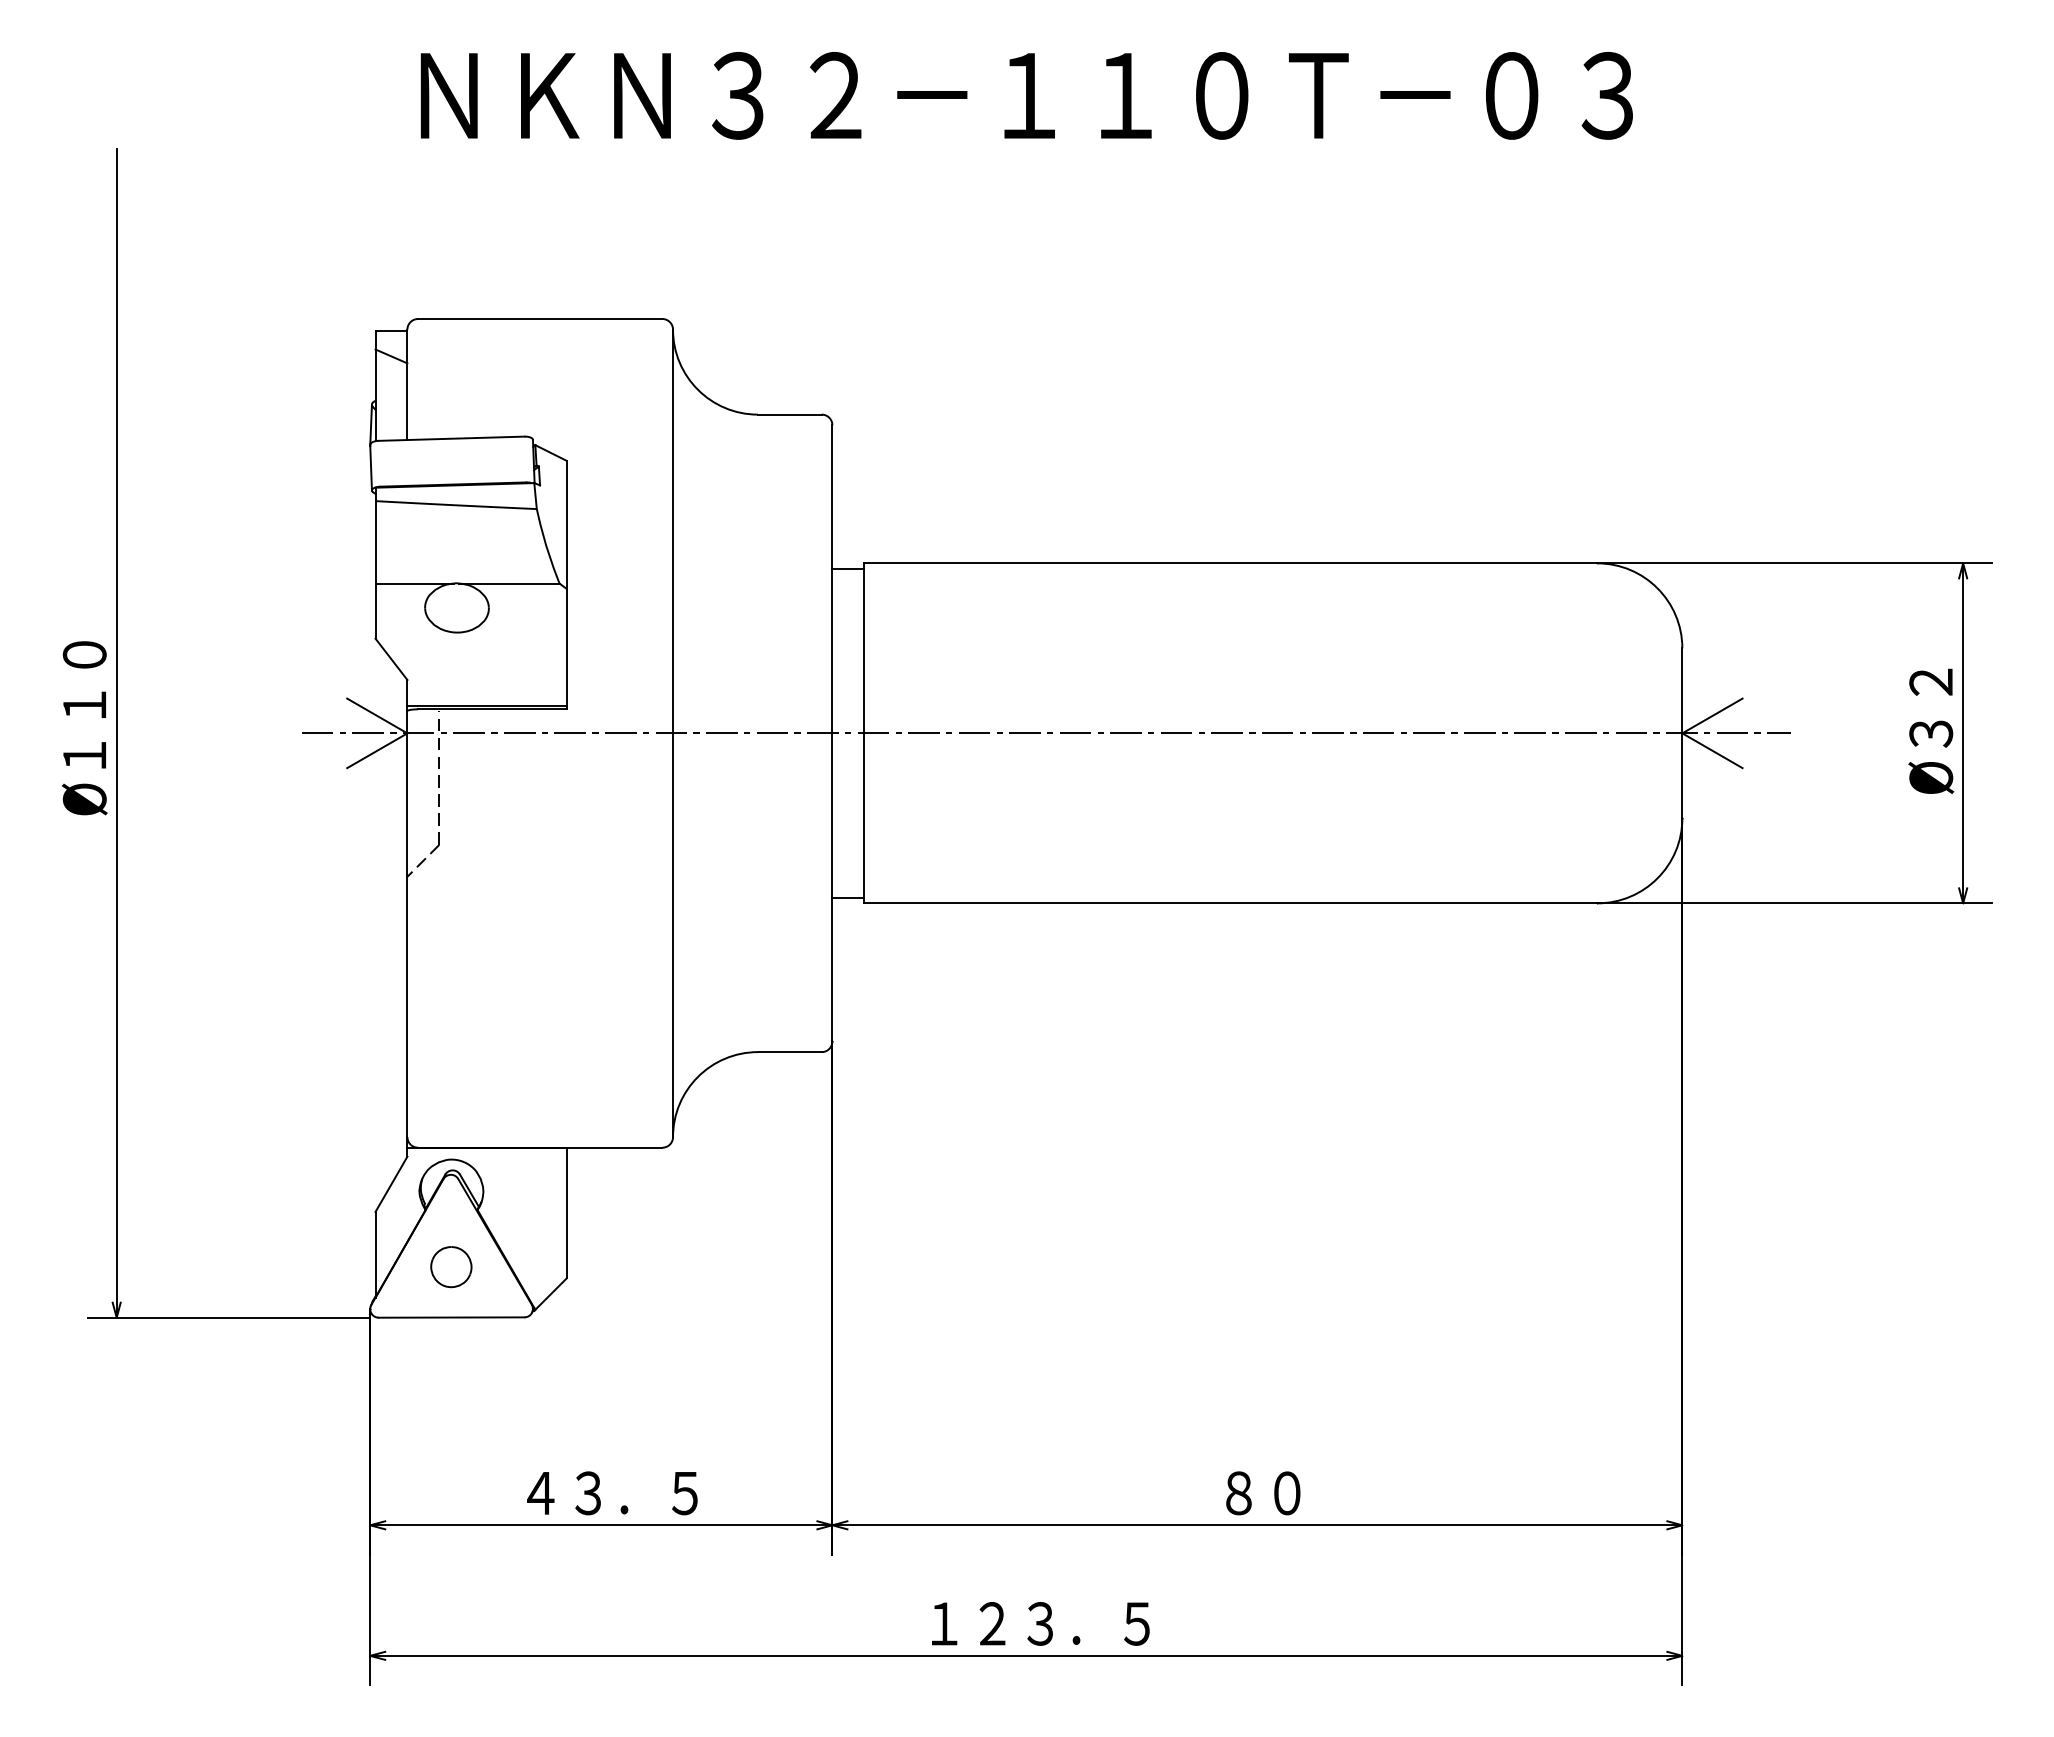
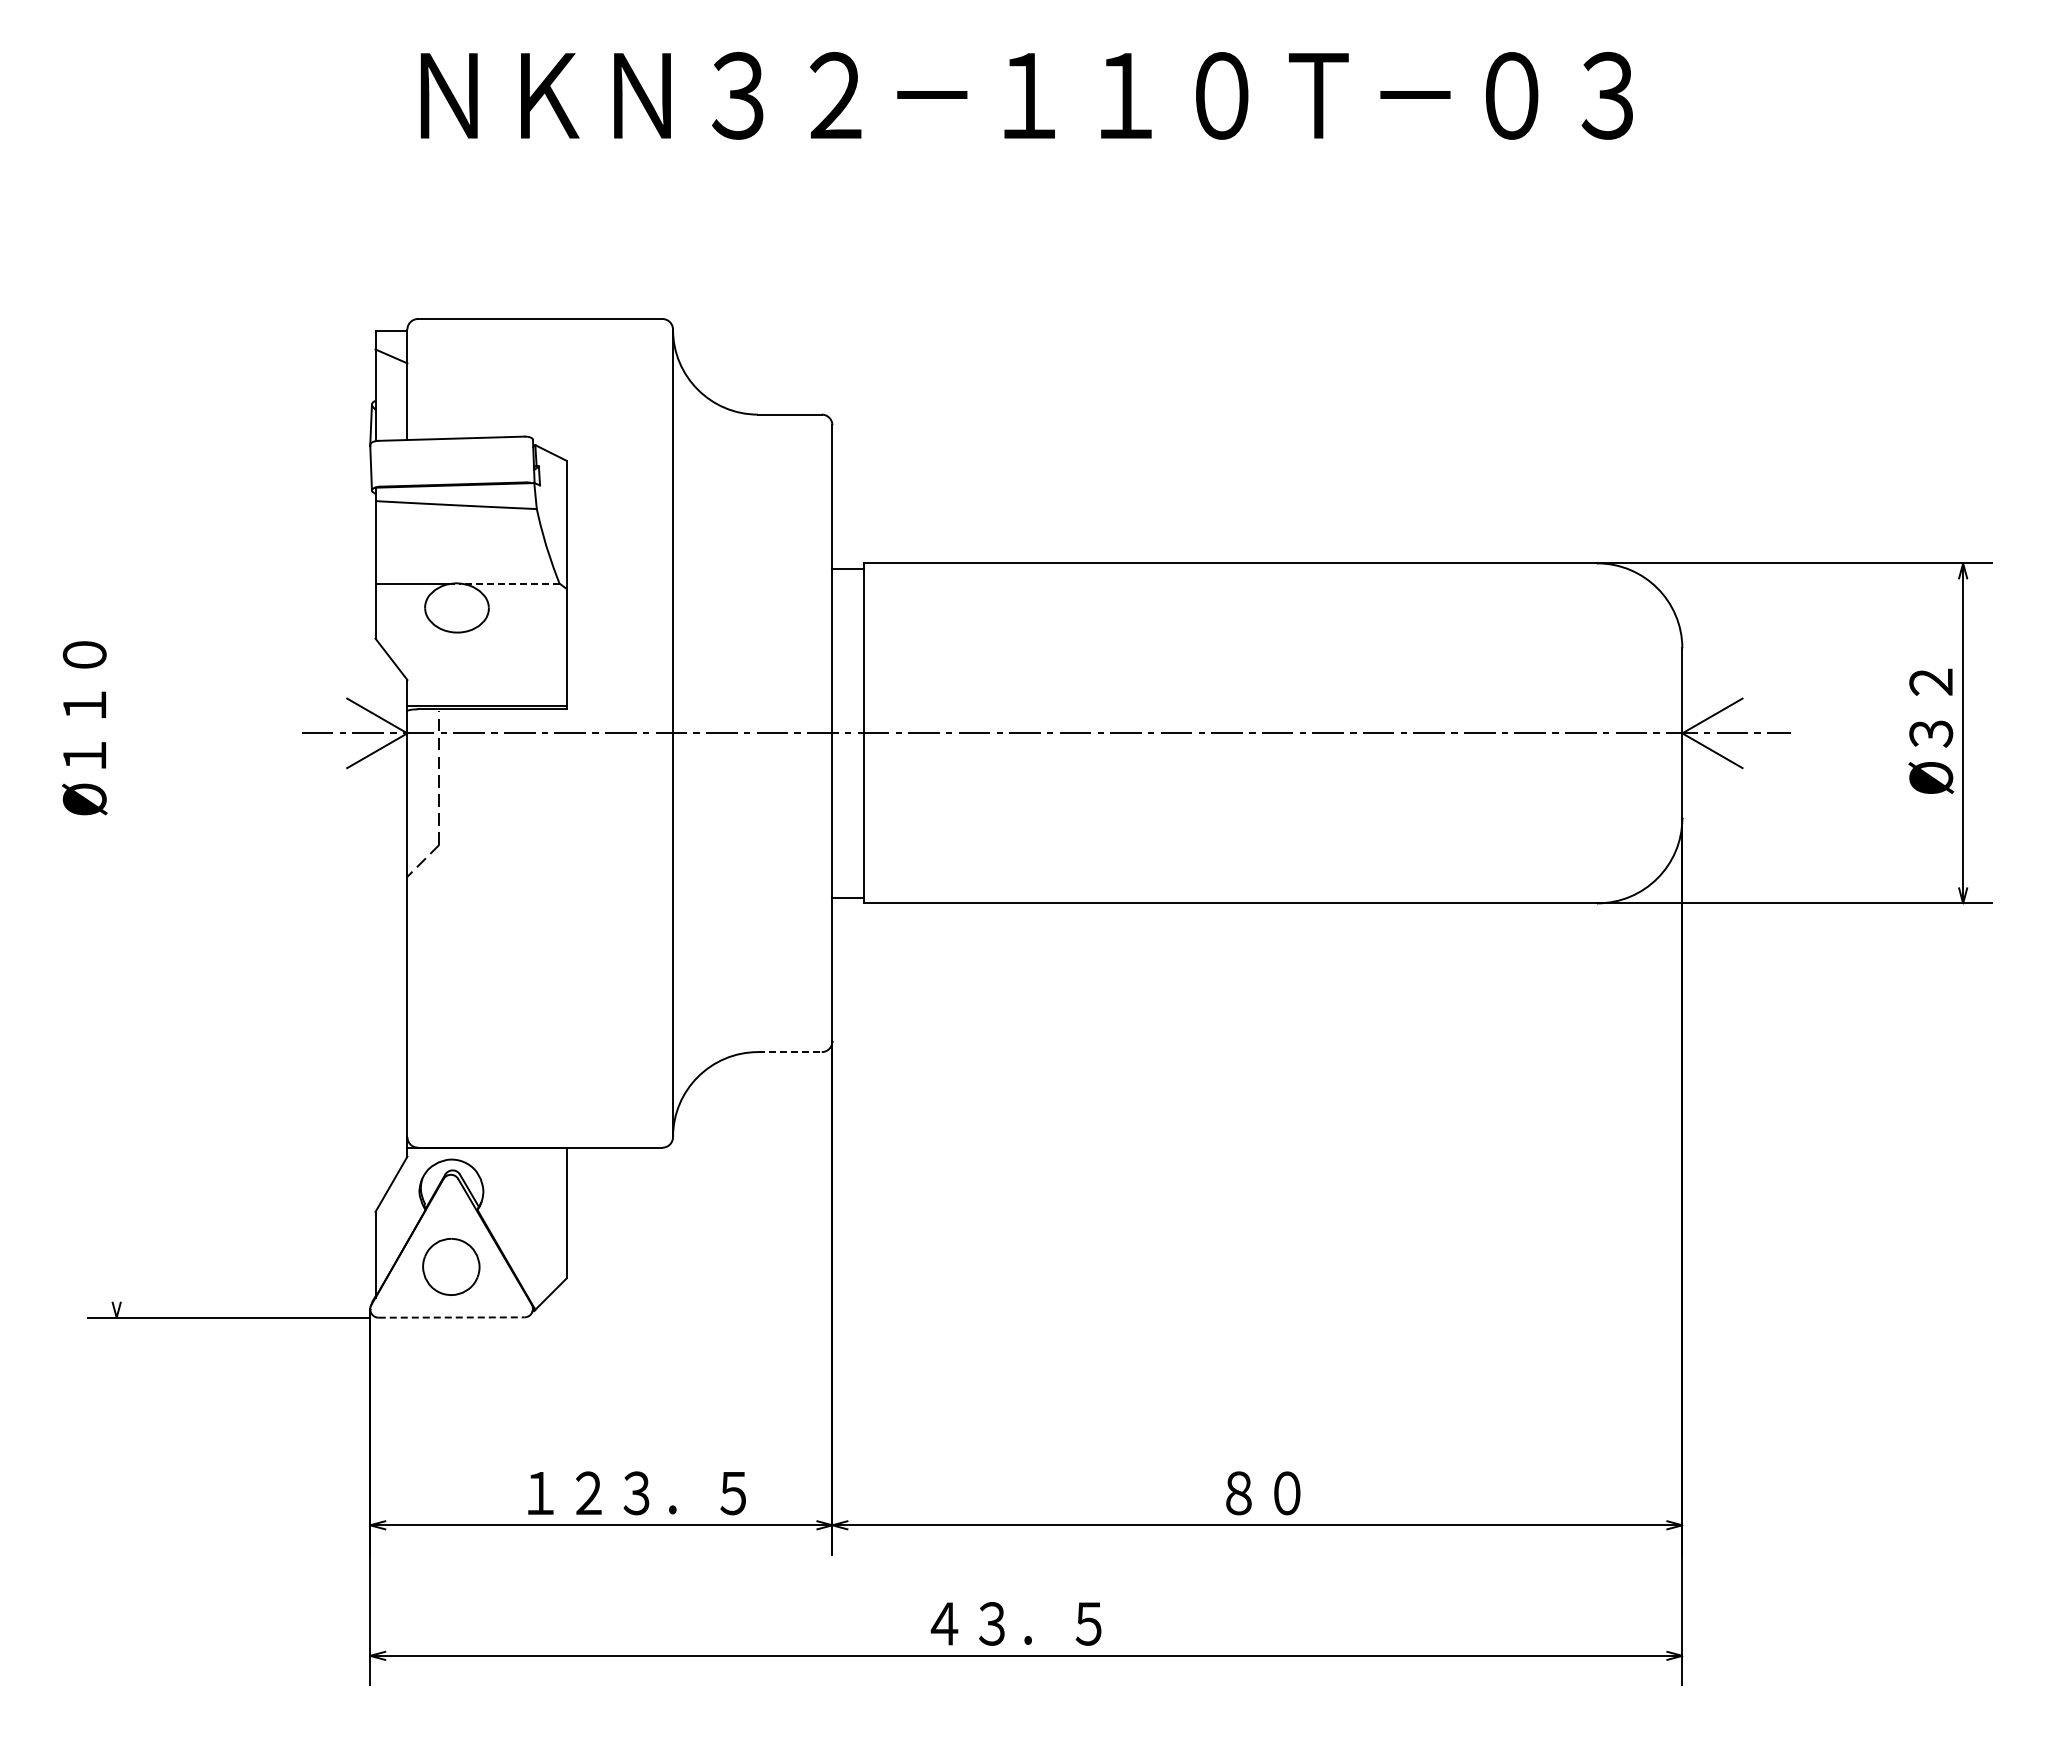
line: solid -> dashed (508, 583)
line: present -> none (116, 733)
line: solid -> dashed (789, 1052)
part size: 43x43 px -> 59x58 px (451, 1266)
line: solid -> dashed (451, 1317)
text: ４３．５ -> １２３．５ (636, 1493)
text: １２３．５ -> ４３．５ (1039, 1623)
